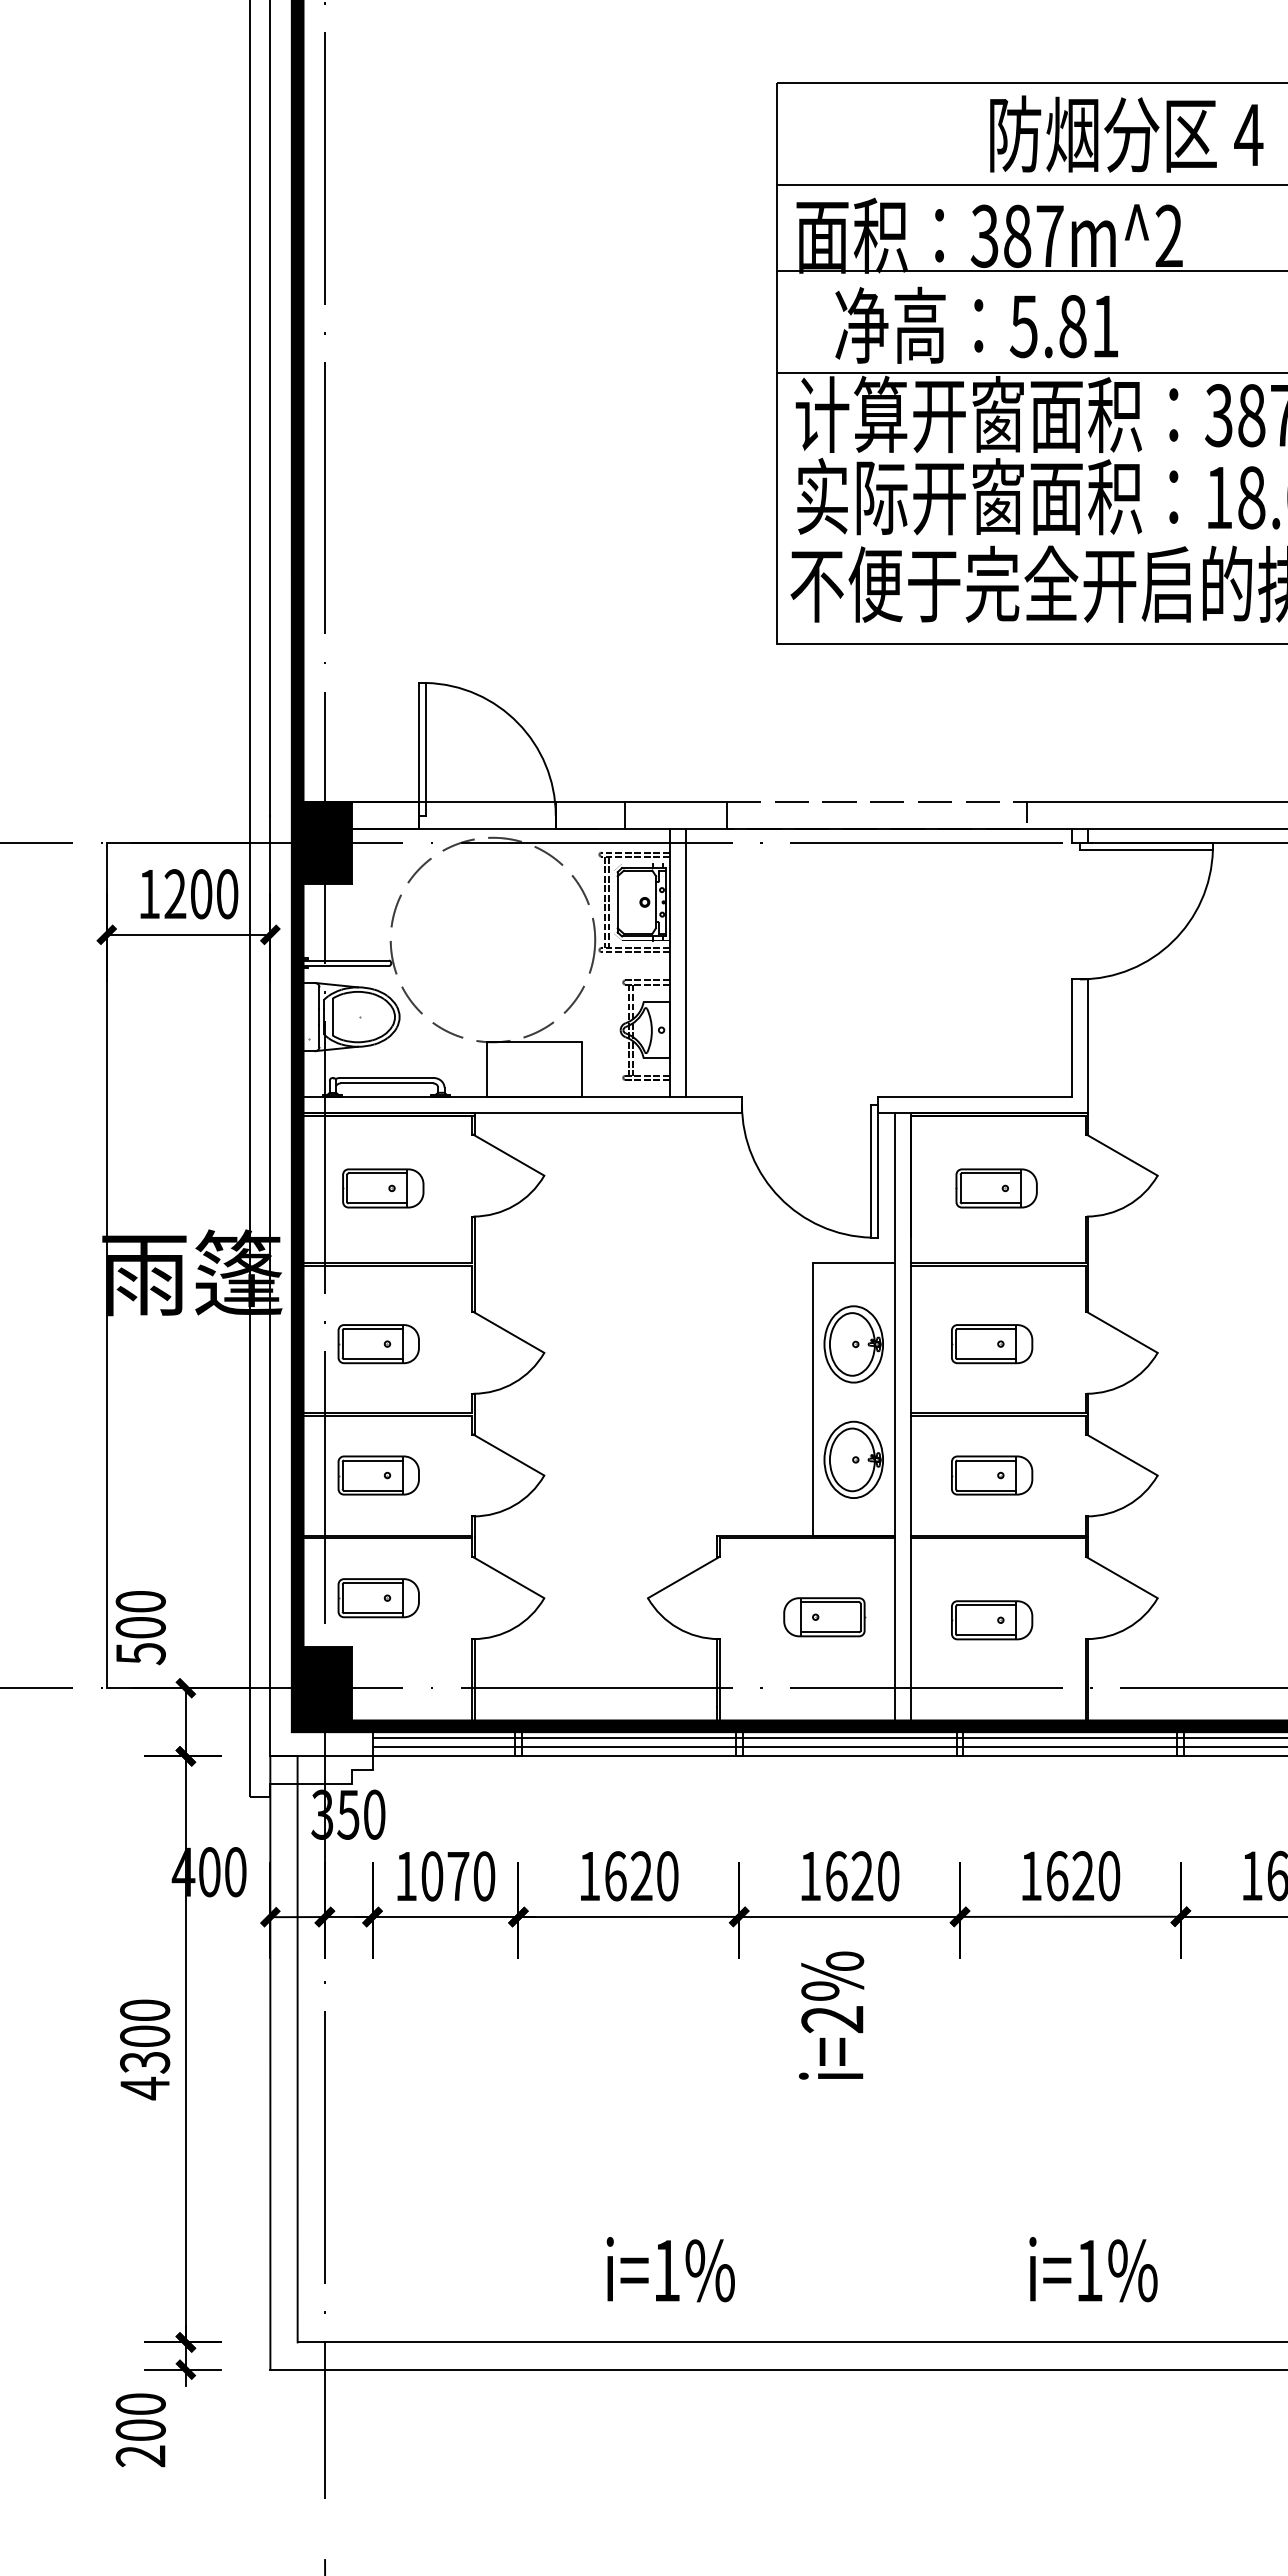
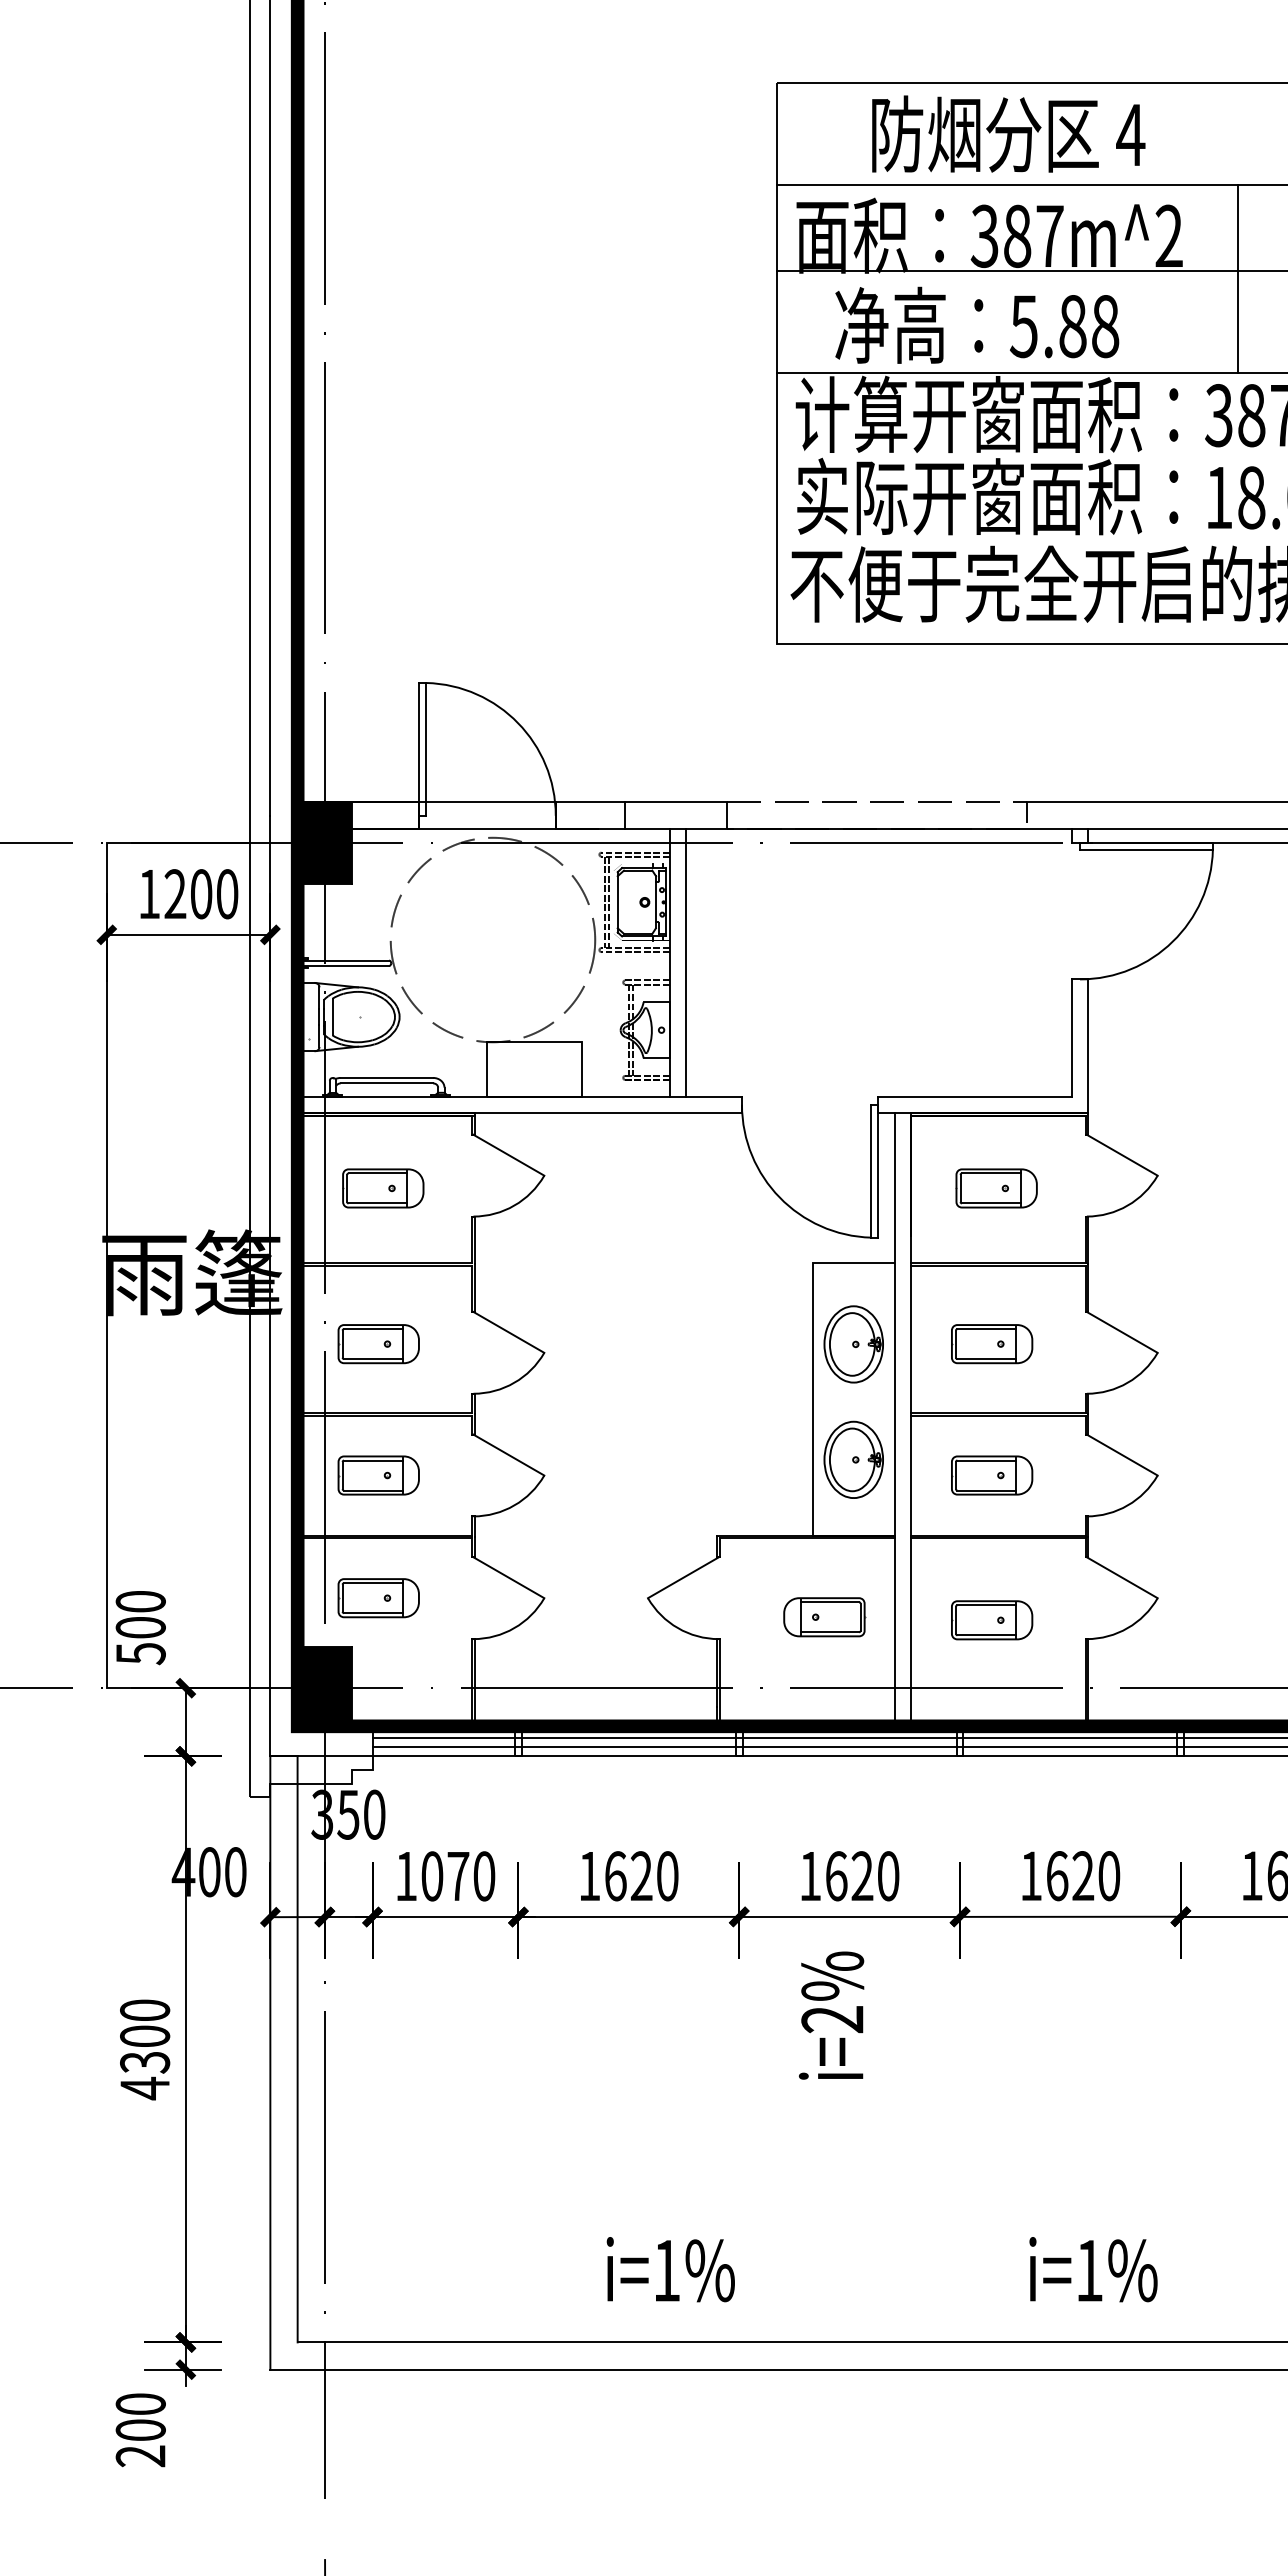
text position: (1126, 133) -> (1008, 133) (1008, 133)
line: none -> present (1238, 279)
text: 5.81 -> 5.88 (1105, 326)
